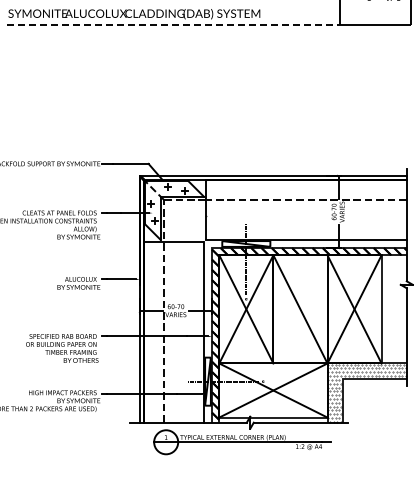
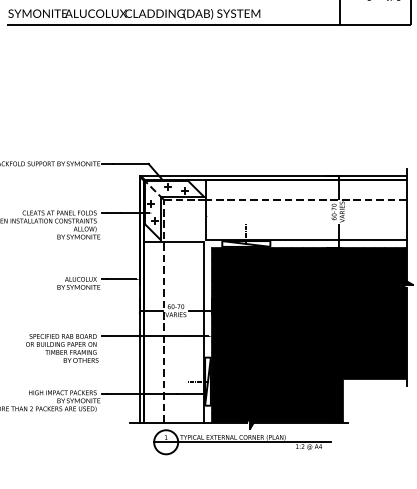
line: dashed -> solid (173, 25)
fill: none -> present (312, 338)
